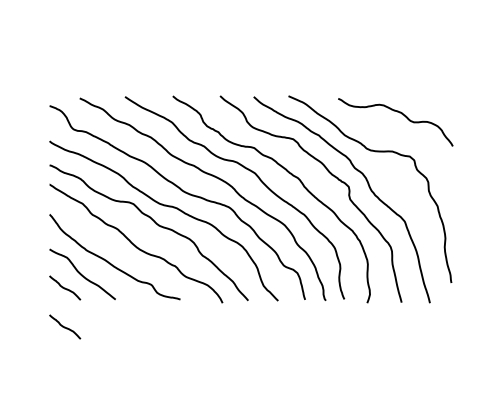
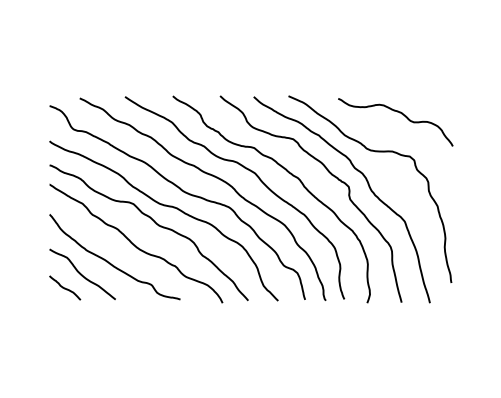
curve: present -> none (65, 326)
